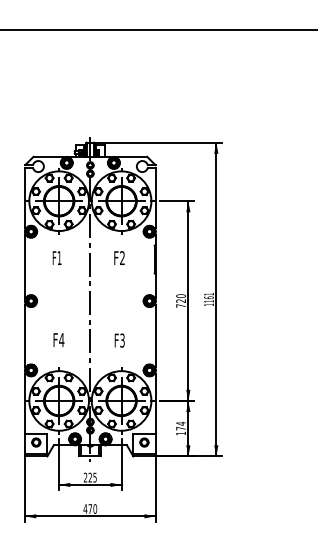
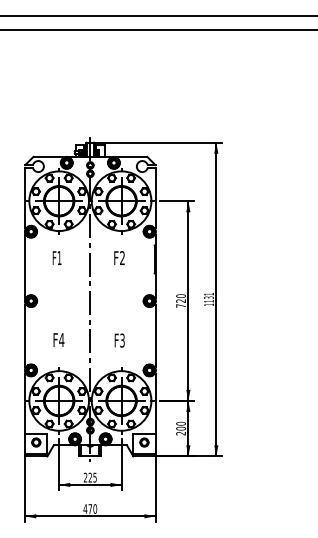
line: none -> present (158, 16)
text: 1161 -> 1131 (208, 297)
text: 174 -> 200 (180, 428)
